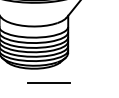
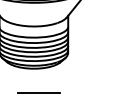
line position: (48, 82) -> (38, 92) (38, 92)
